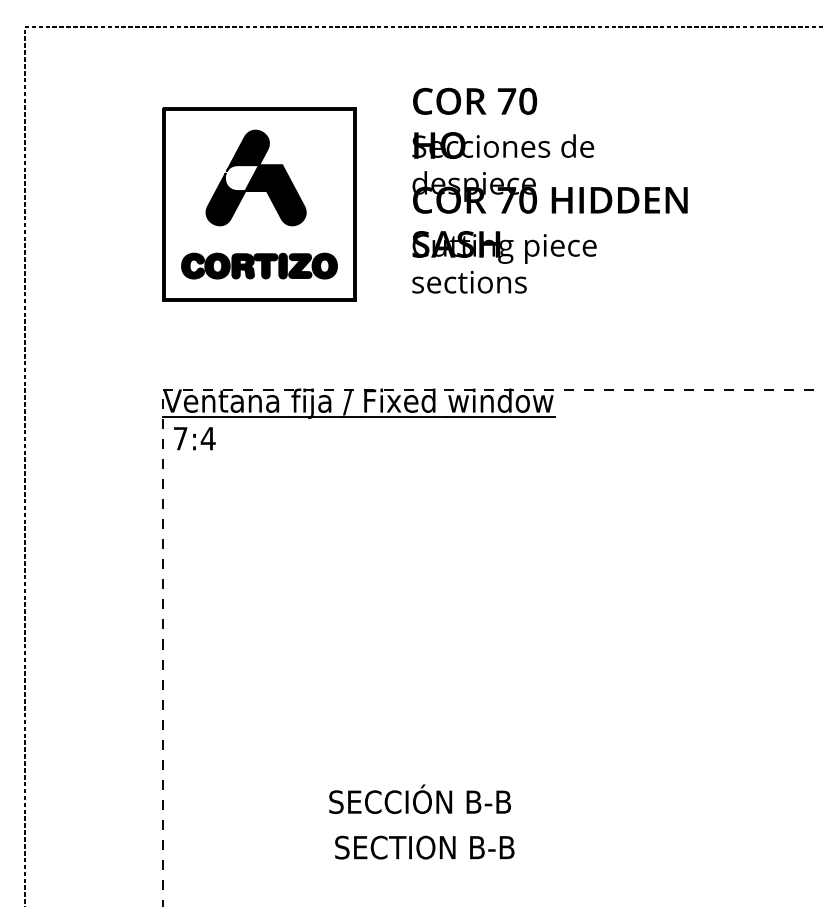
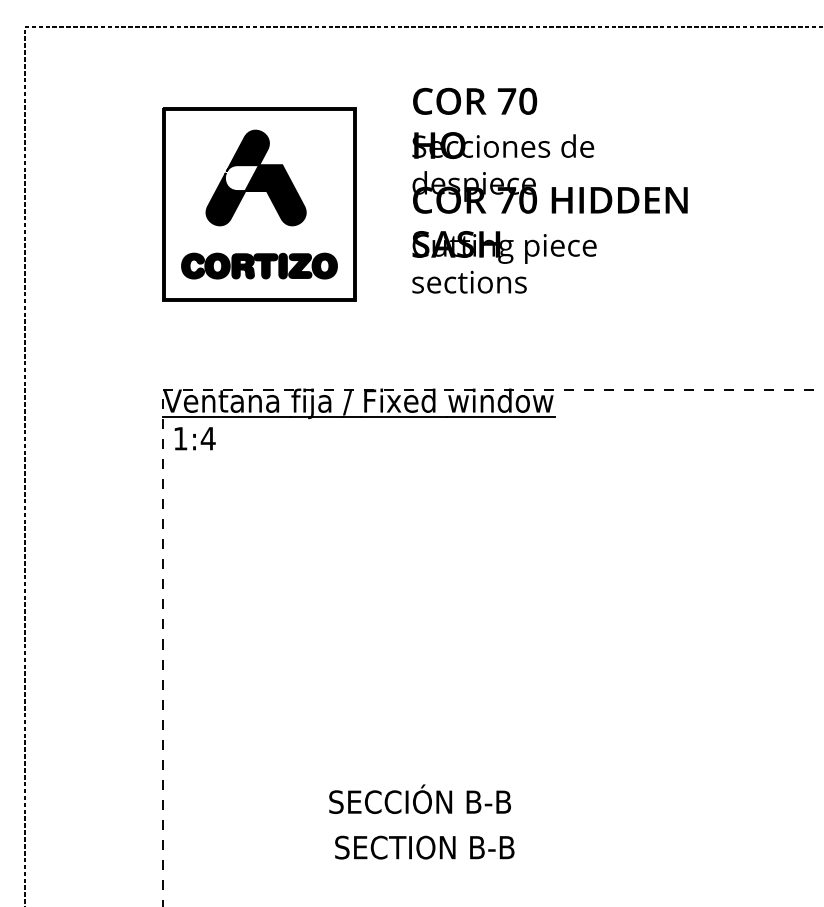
text: 7:4 -> 1:4 (180, 438)
